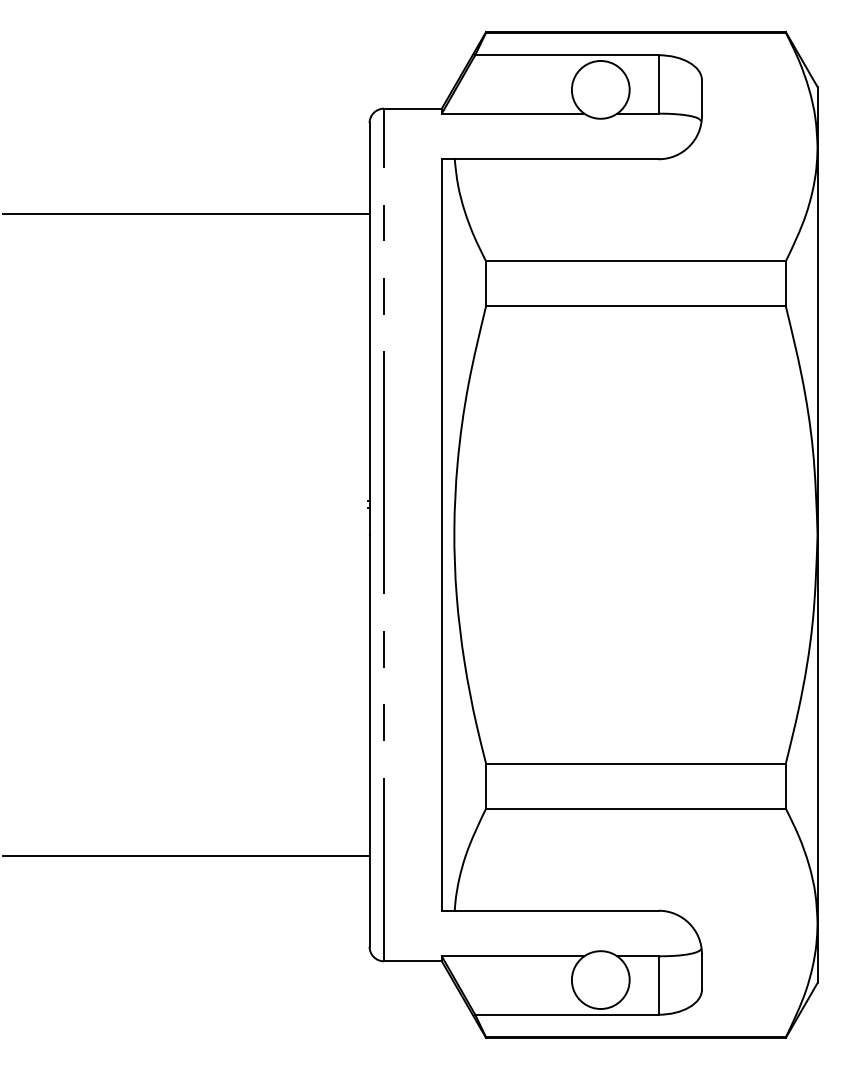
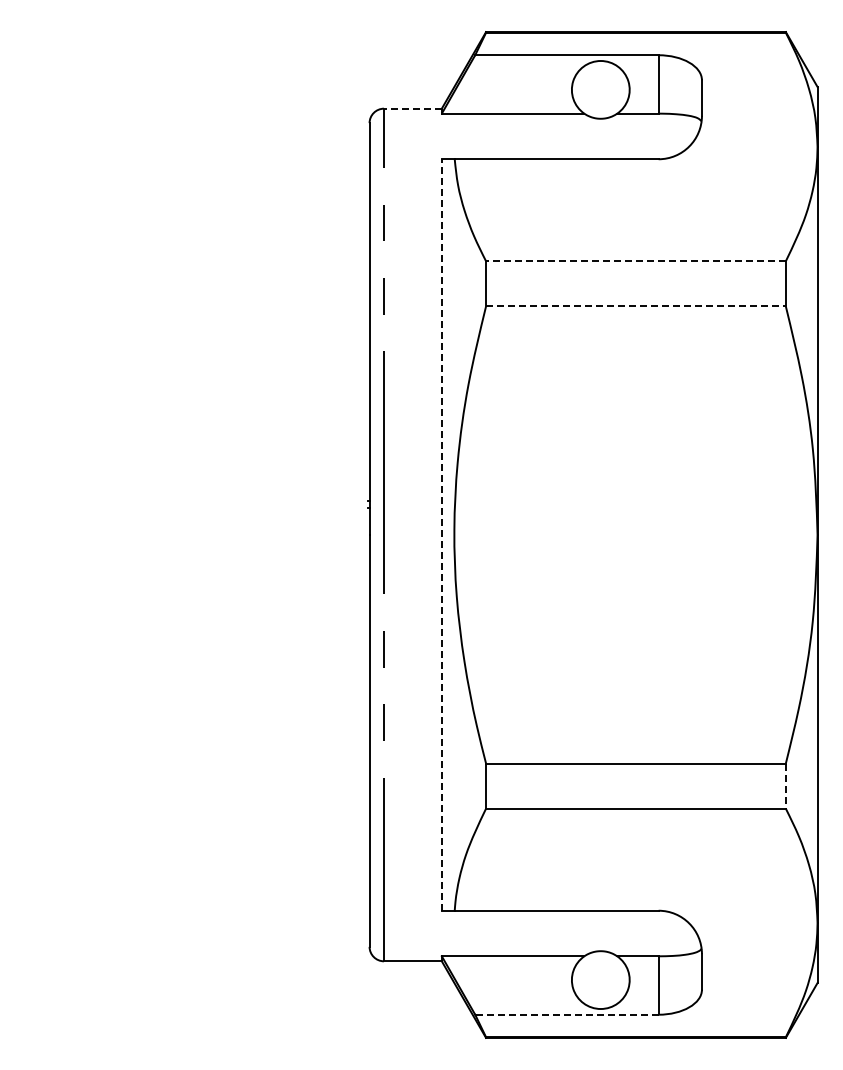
line: solid -> dashed (412, 108)
line: present -> none (185, 214)
line: solid -> dashed (635, 261)
line: solid -> dashed (635, 306)
line: solid -> dashed (441, 535)
line: solid -> dashed (785, 786)
line: present -> none (185, 855)
line: solid -> dashed (566, 1014)
